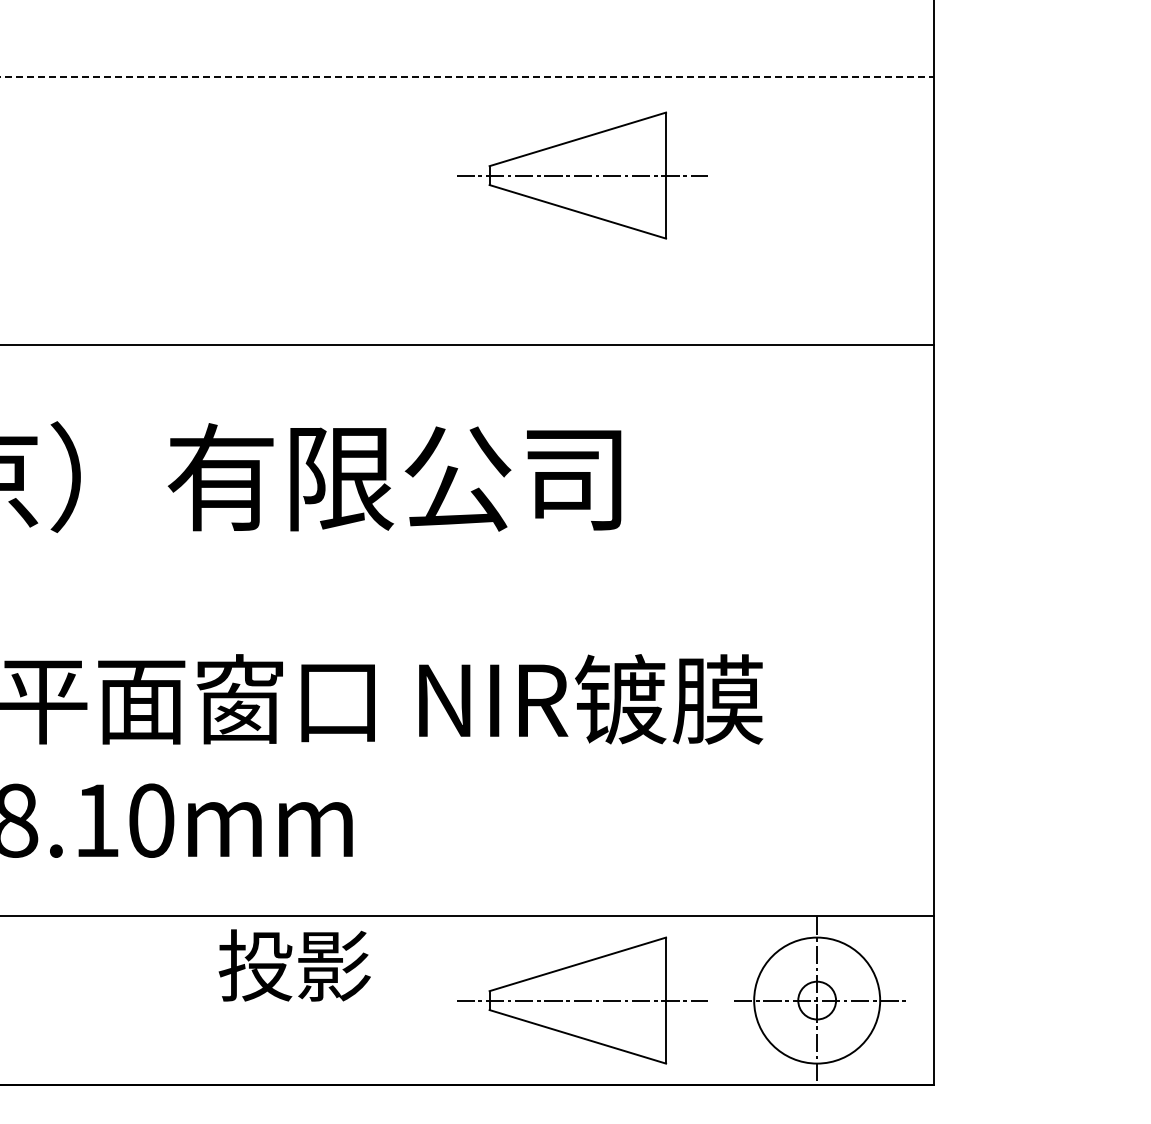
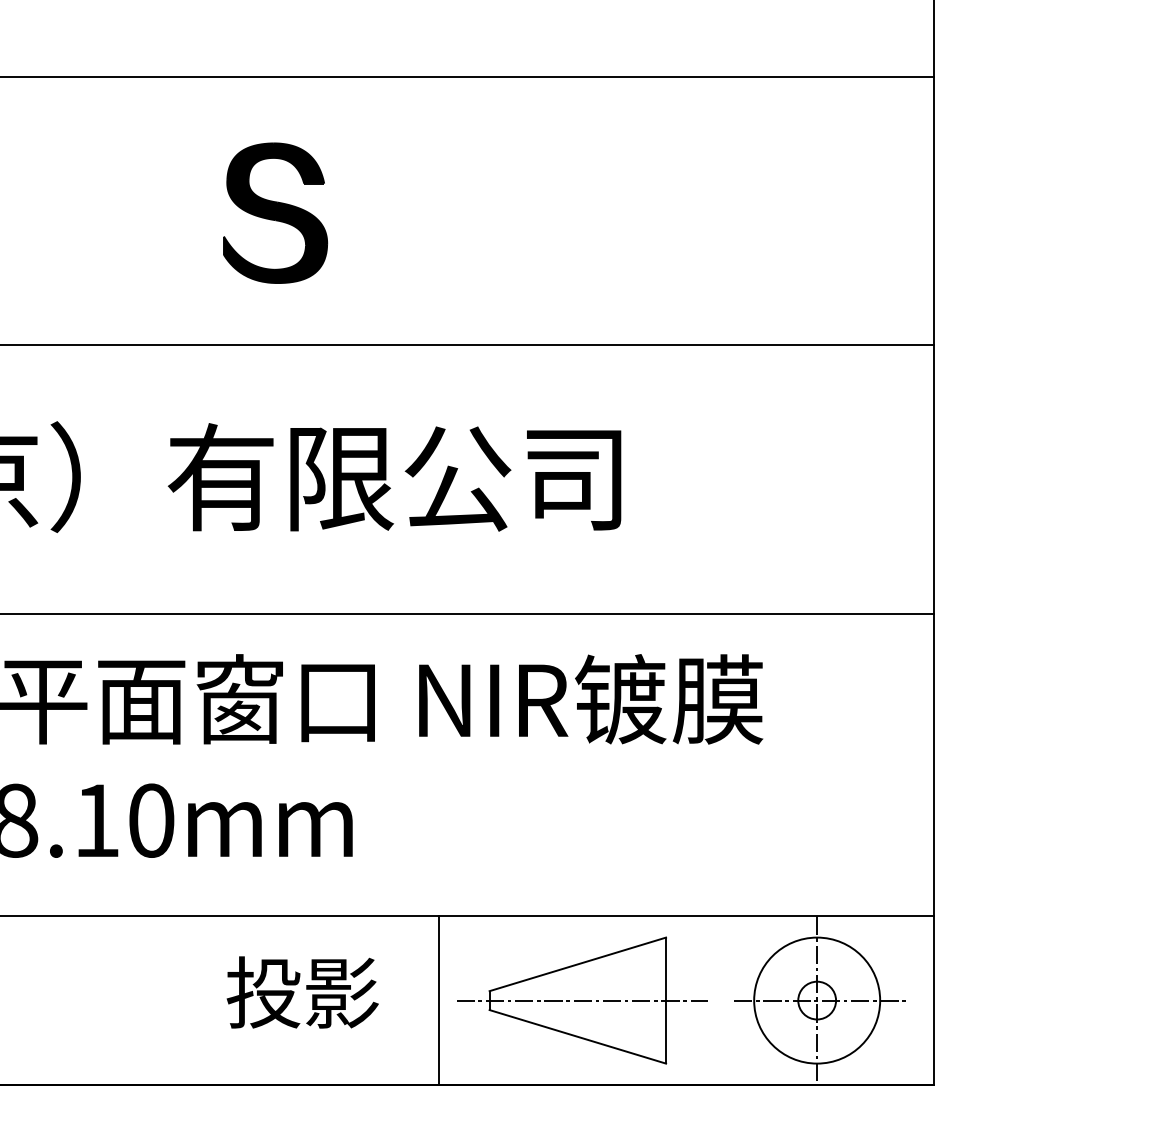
line: dashed -> solid (466, 76)
part: present -> none (582, 175)
part: none -> present (275, 212)
line: none -> present (467, 614)
text position: (294, 965) -> (302, 992) (302, 992)
line: none -> present (438, 1000)
